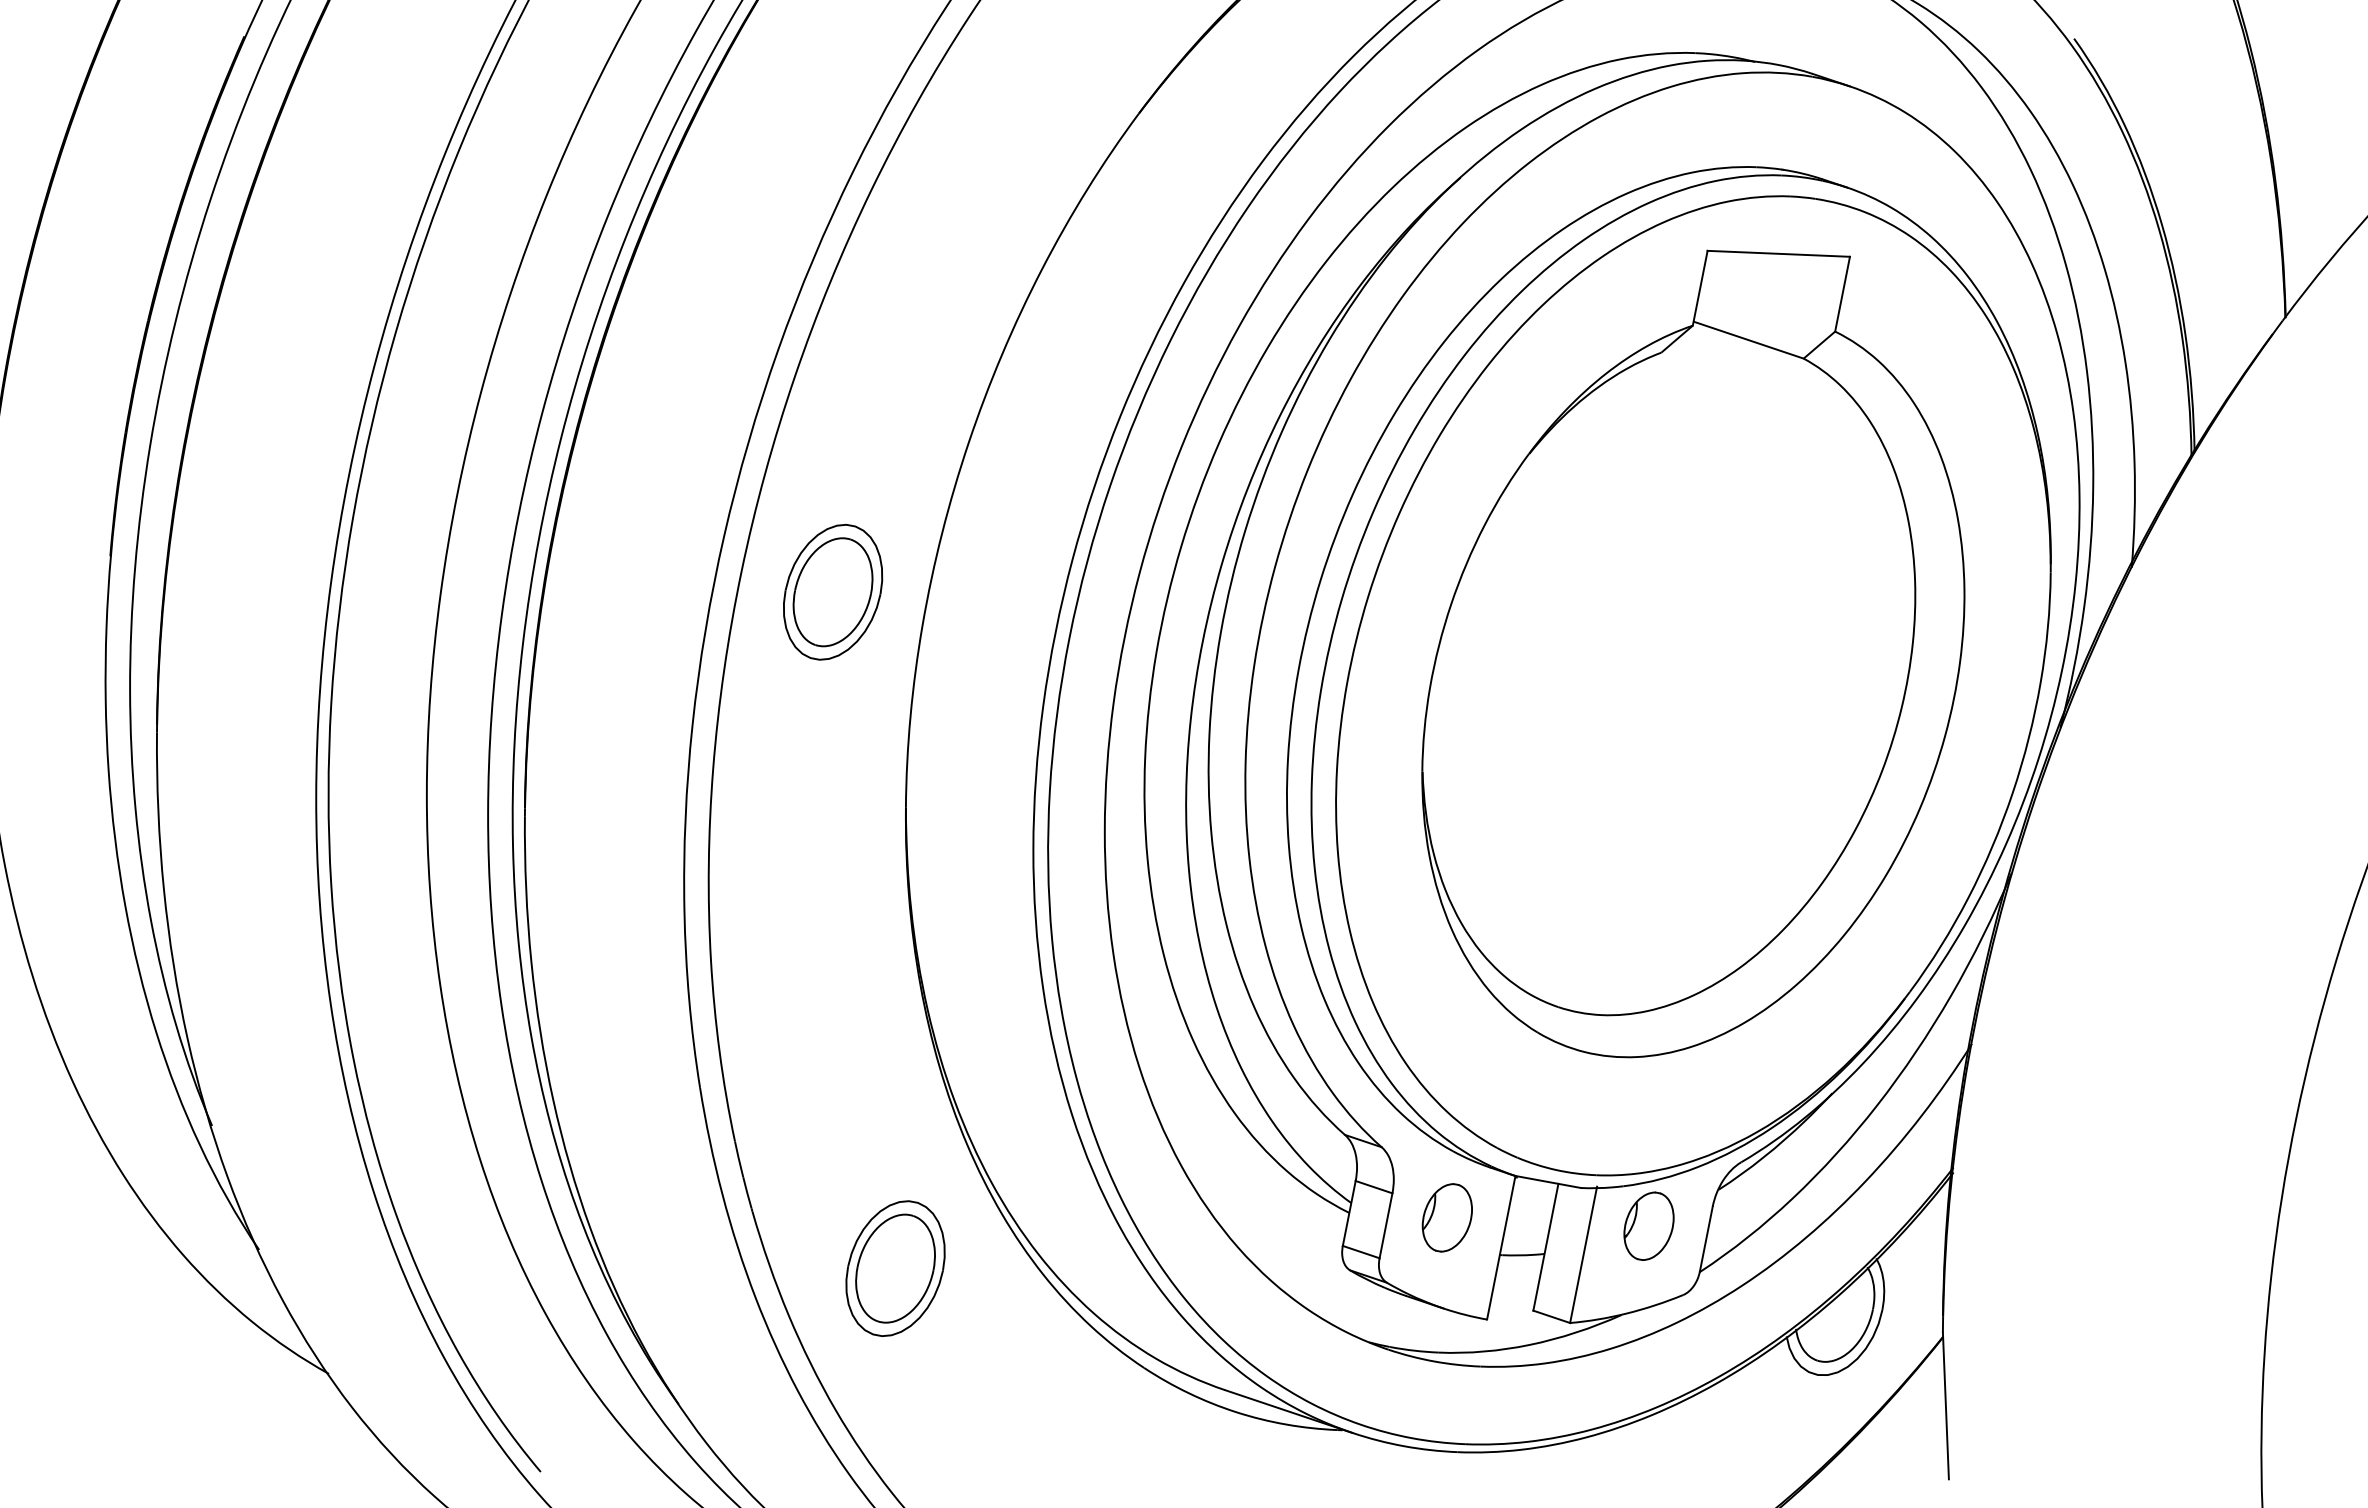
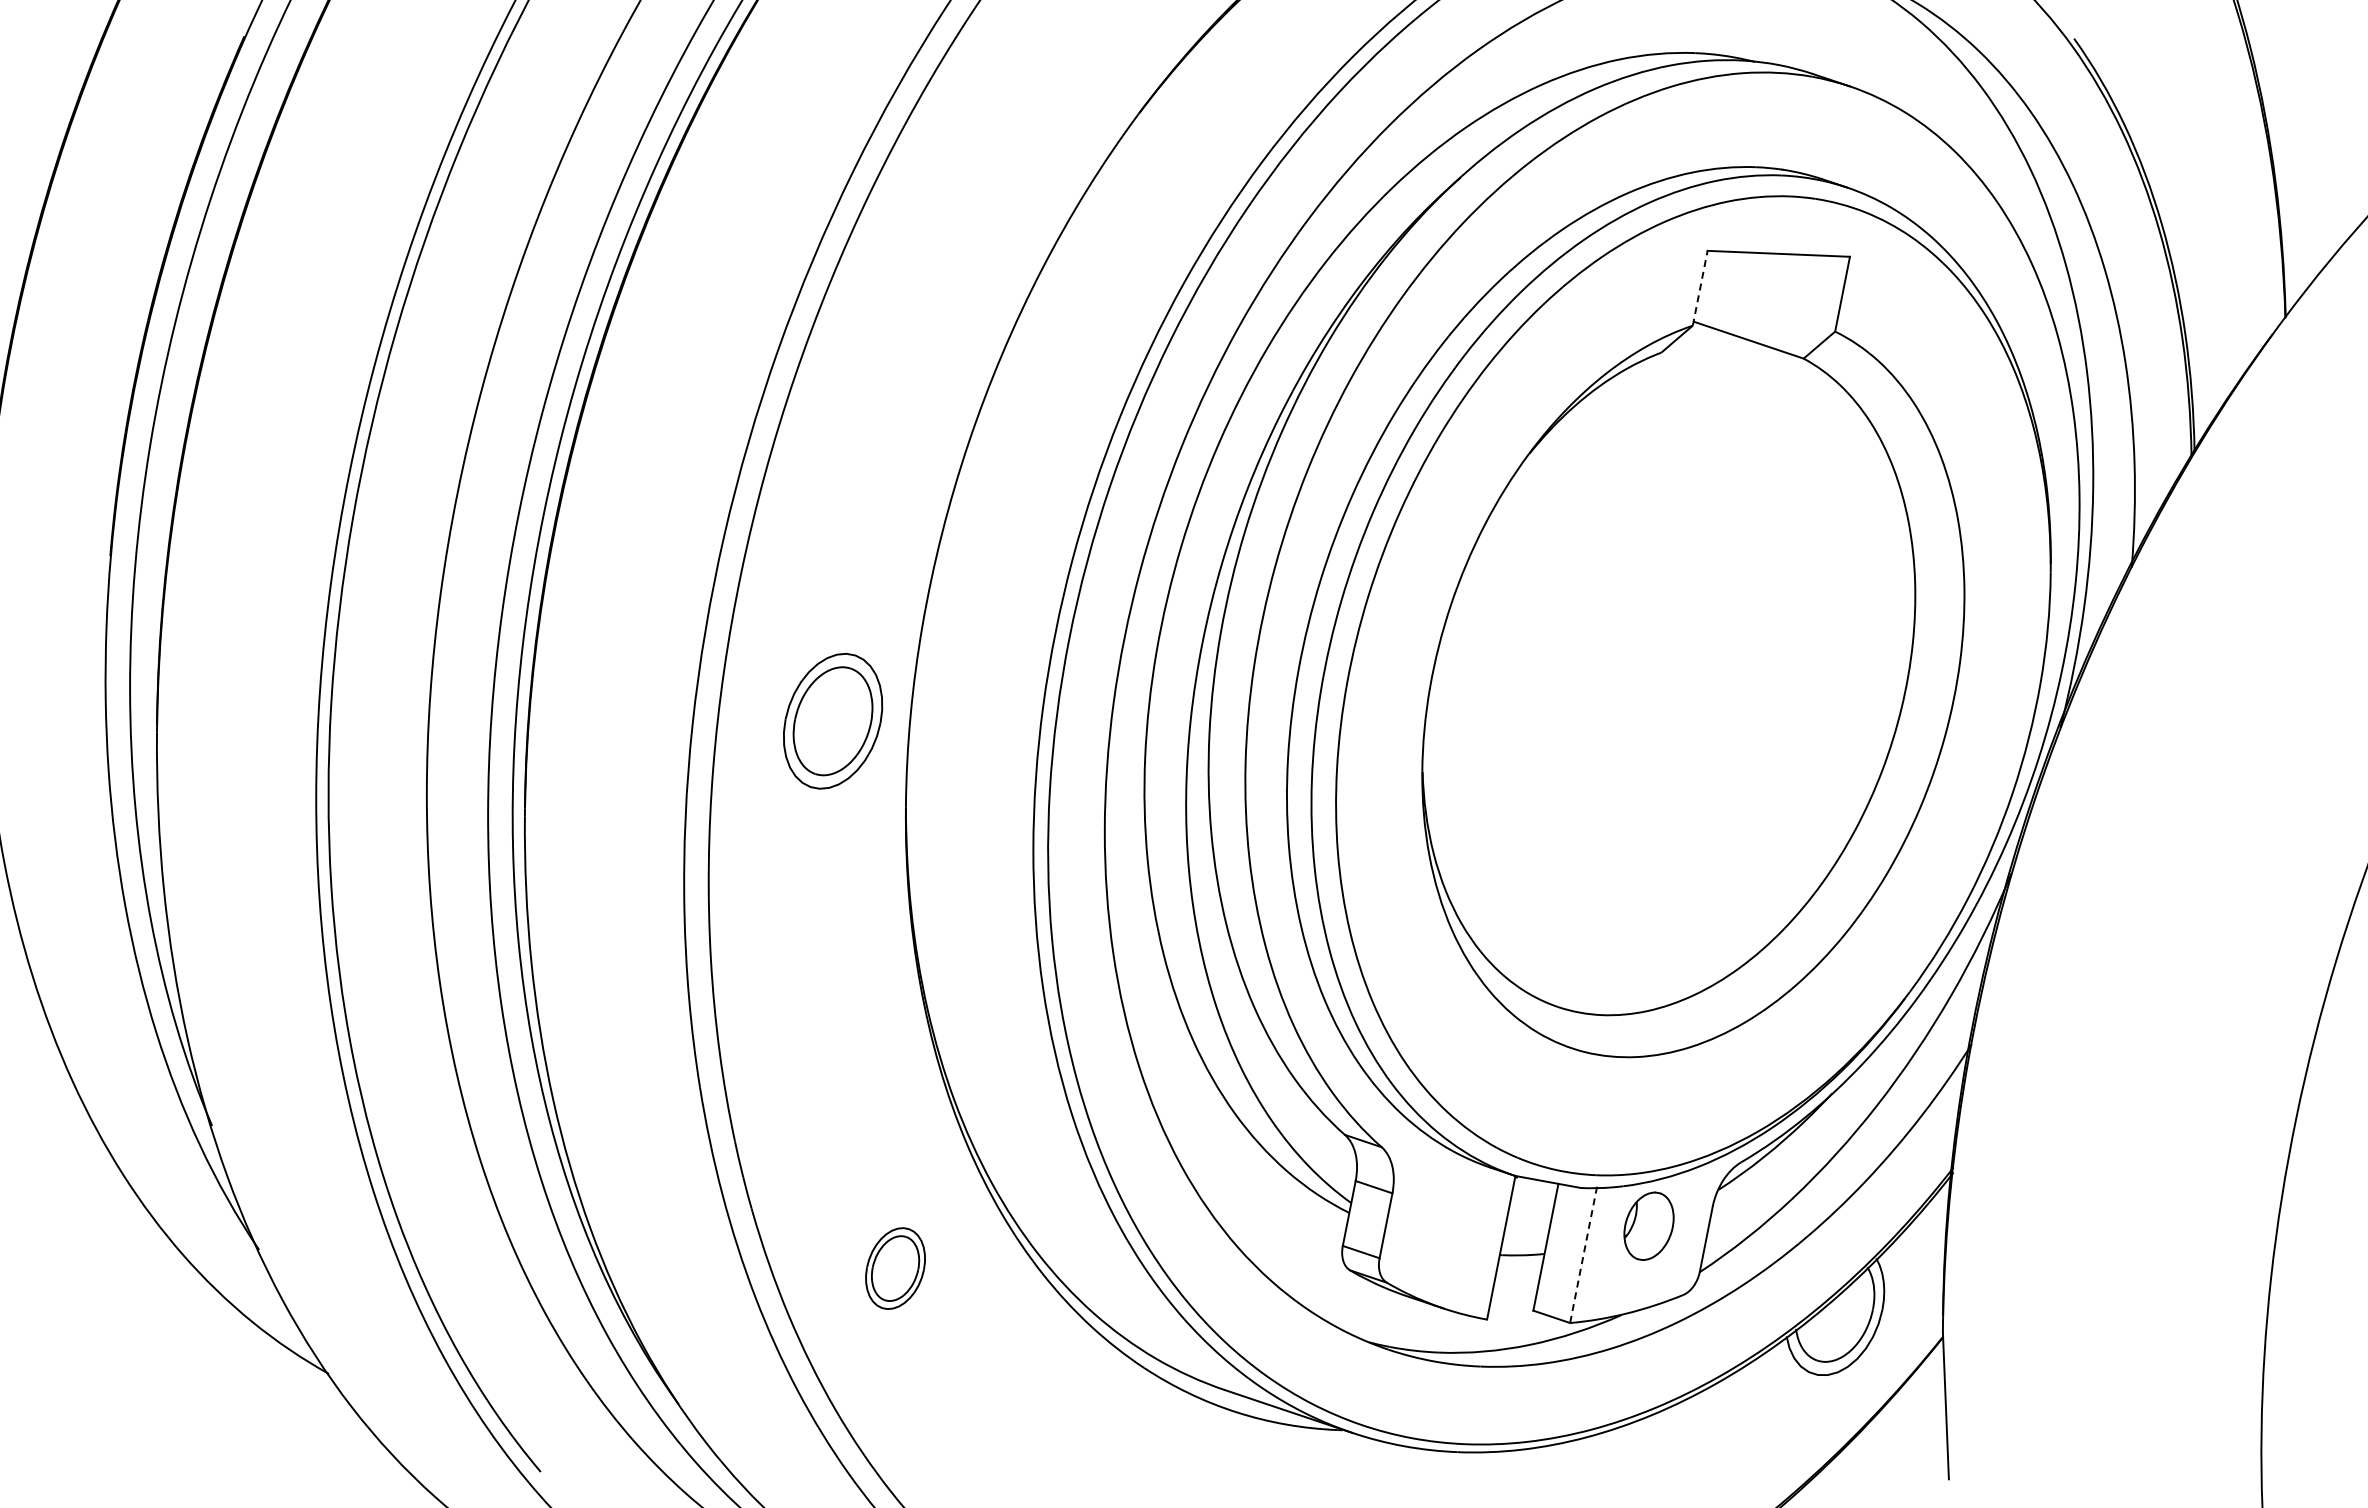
line: solid -> dashed (1700, 287)
part position: (833, 591) -> (833, 720) (833, 720)
part: present -> none (1446, 1217)
line: solid -> dashed (1583, 1255)
part size: 101x137 px -> 61x83 px (895, 1268)
